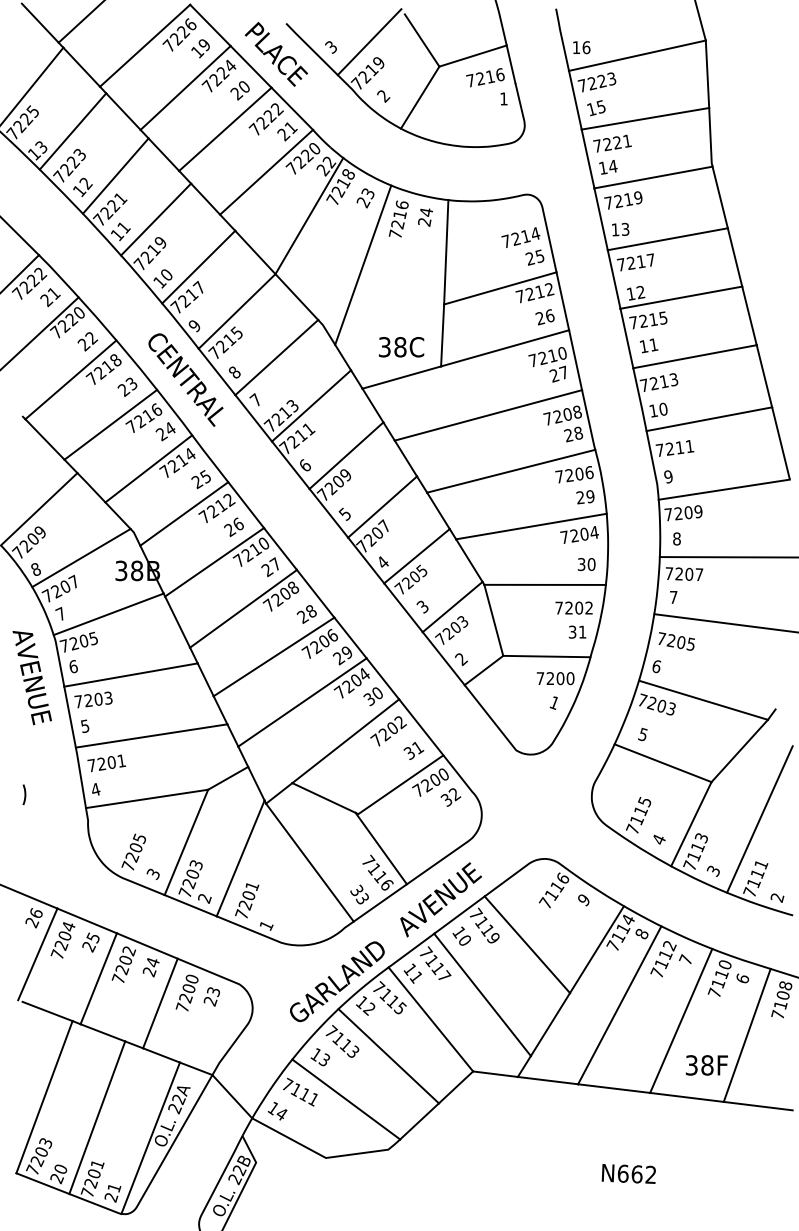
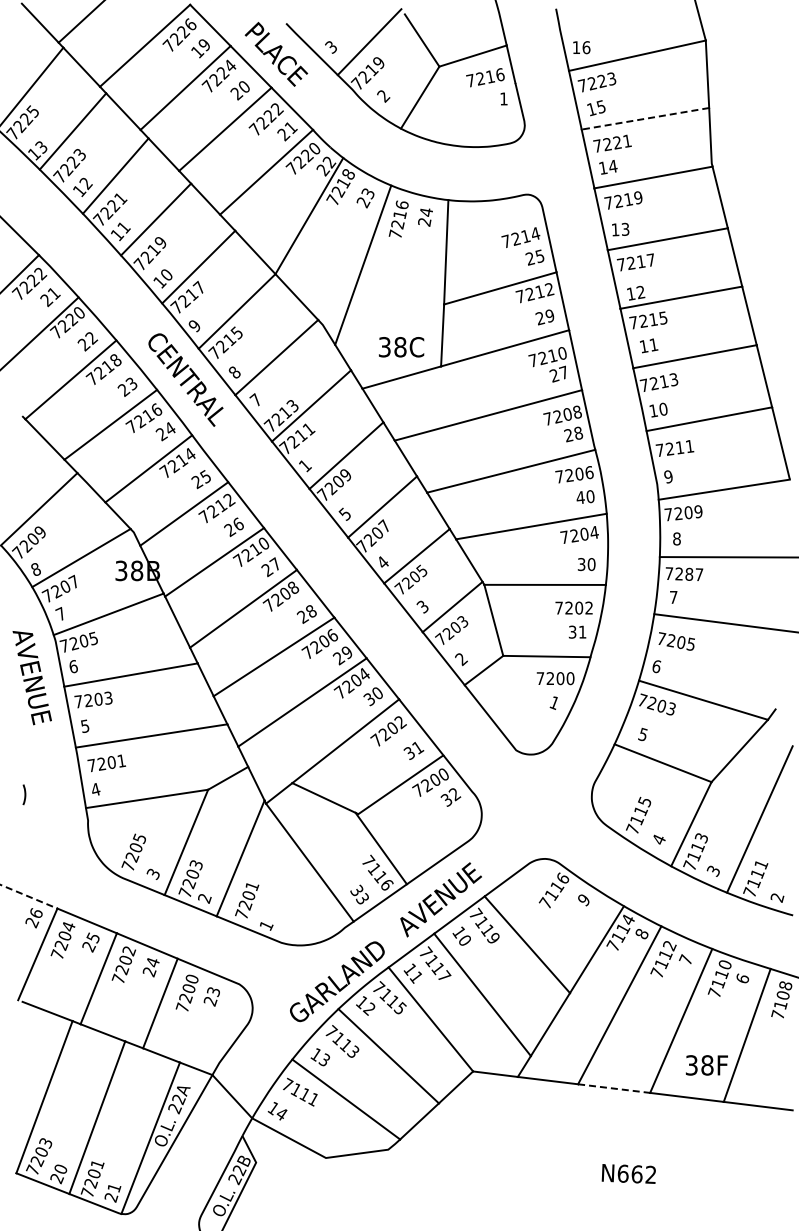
line: solid -> dashed (645, 118)
text: 26 -> 29 (549, 315)
text: 6 -> 1 (305, 465)
text: 29 -> 40 (585, 497)
text: 7207 -> 7287 (689, 574)
line: solid -> dashed (28, 896)
line: solid -> dashed (614, 1088)
